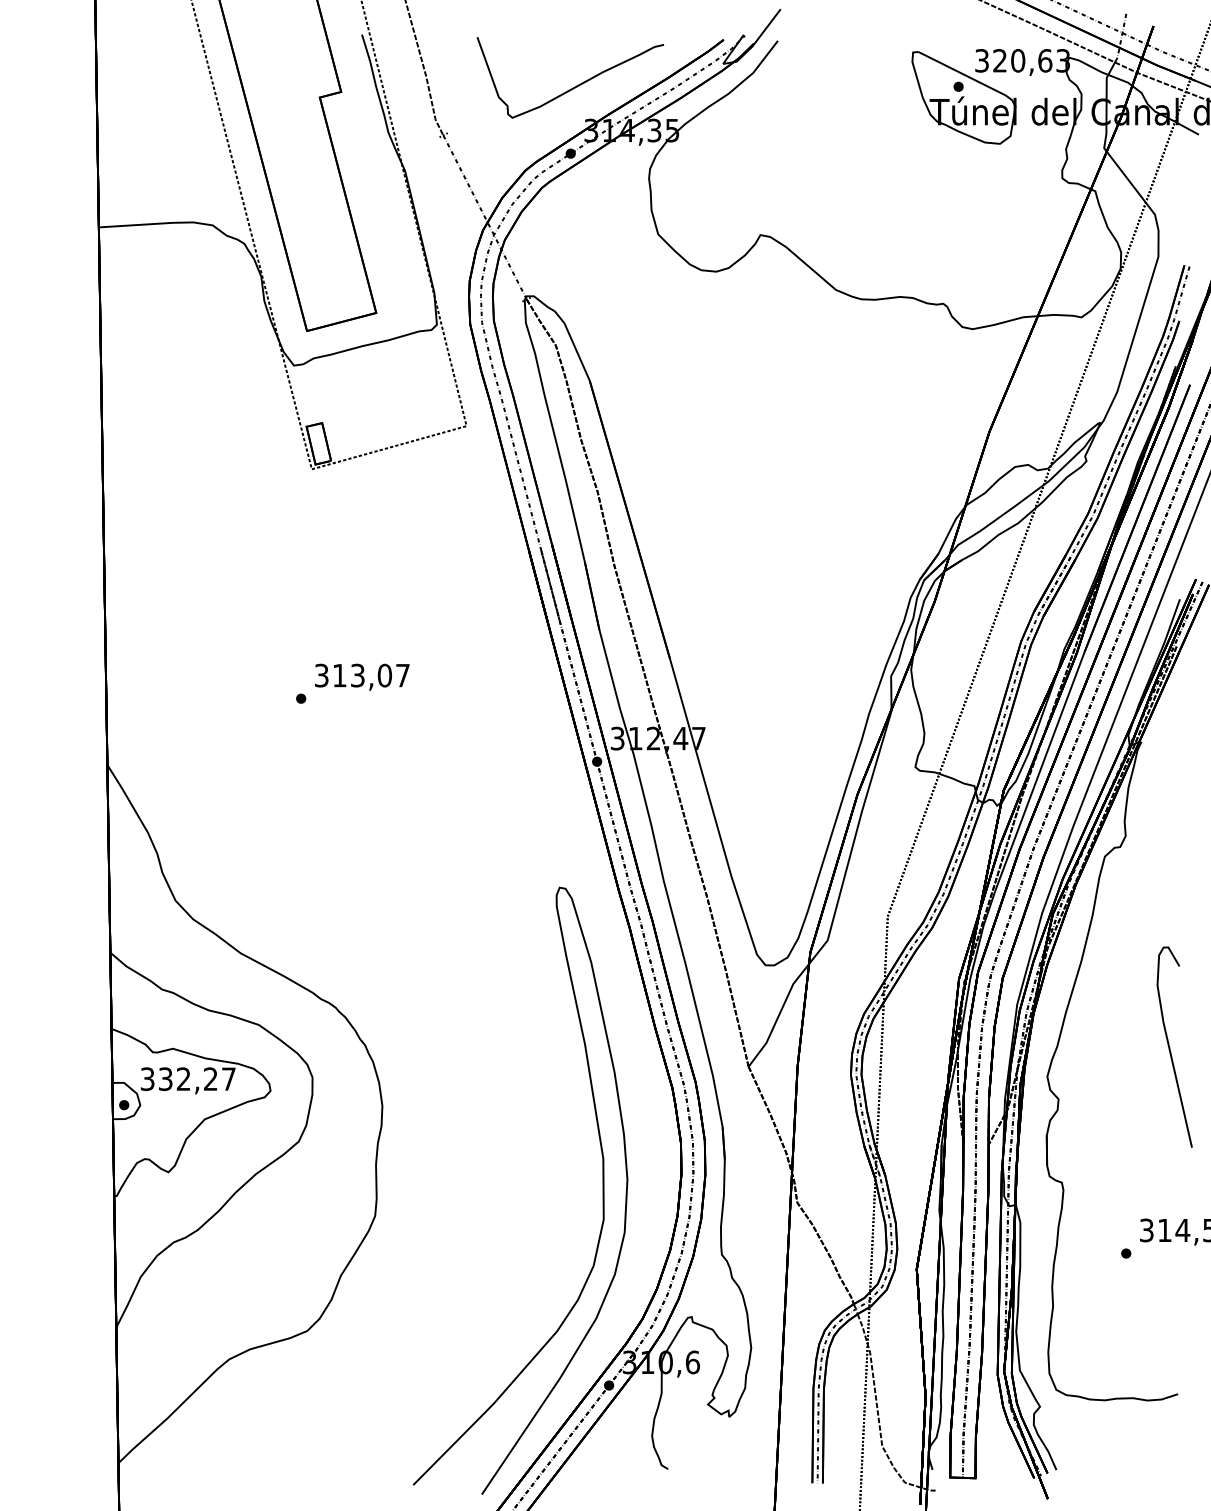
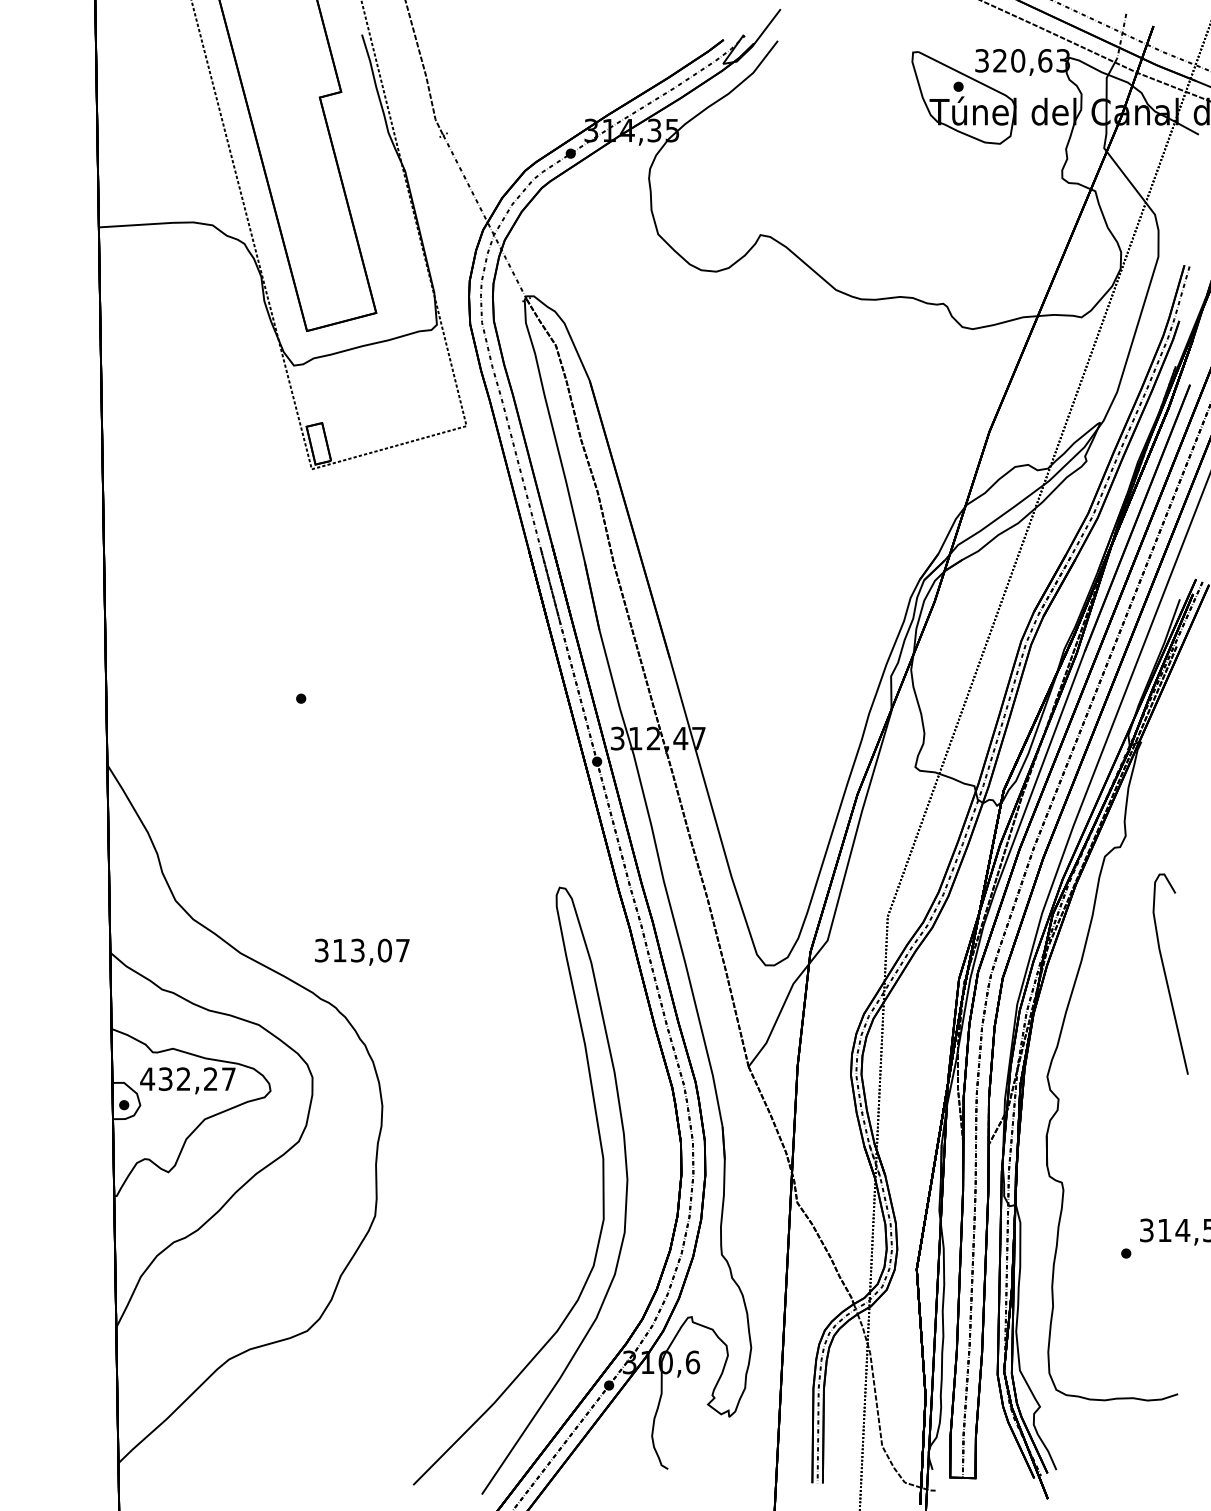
curve: present -> none (574, 86)
text position: (362, 676) -> (362, 951) (362, 951)
curve position: (1170, 1047) -> (1166, 974) (1166, 974)
text: 332,27 -> 432,27 (147, 1079)
